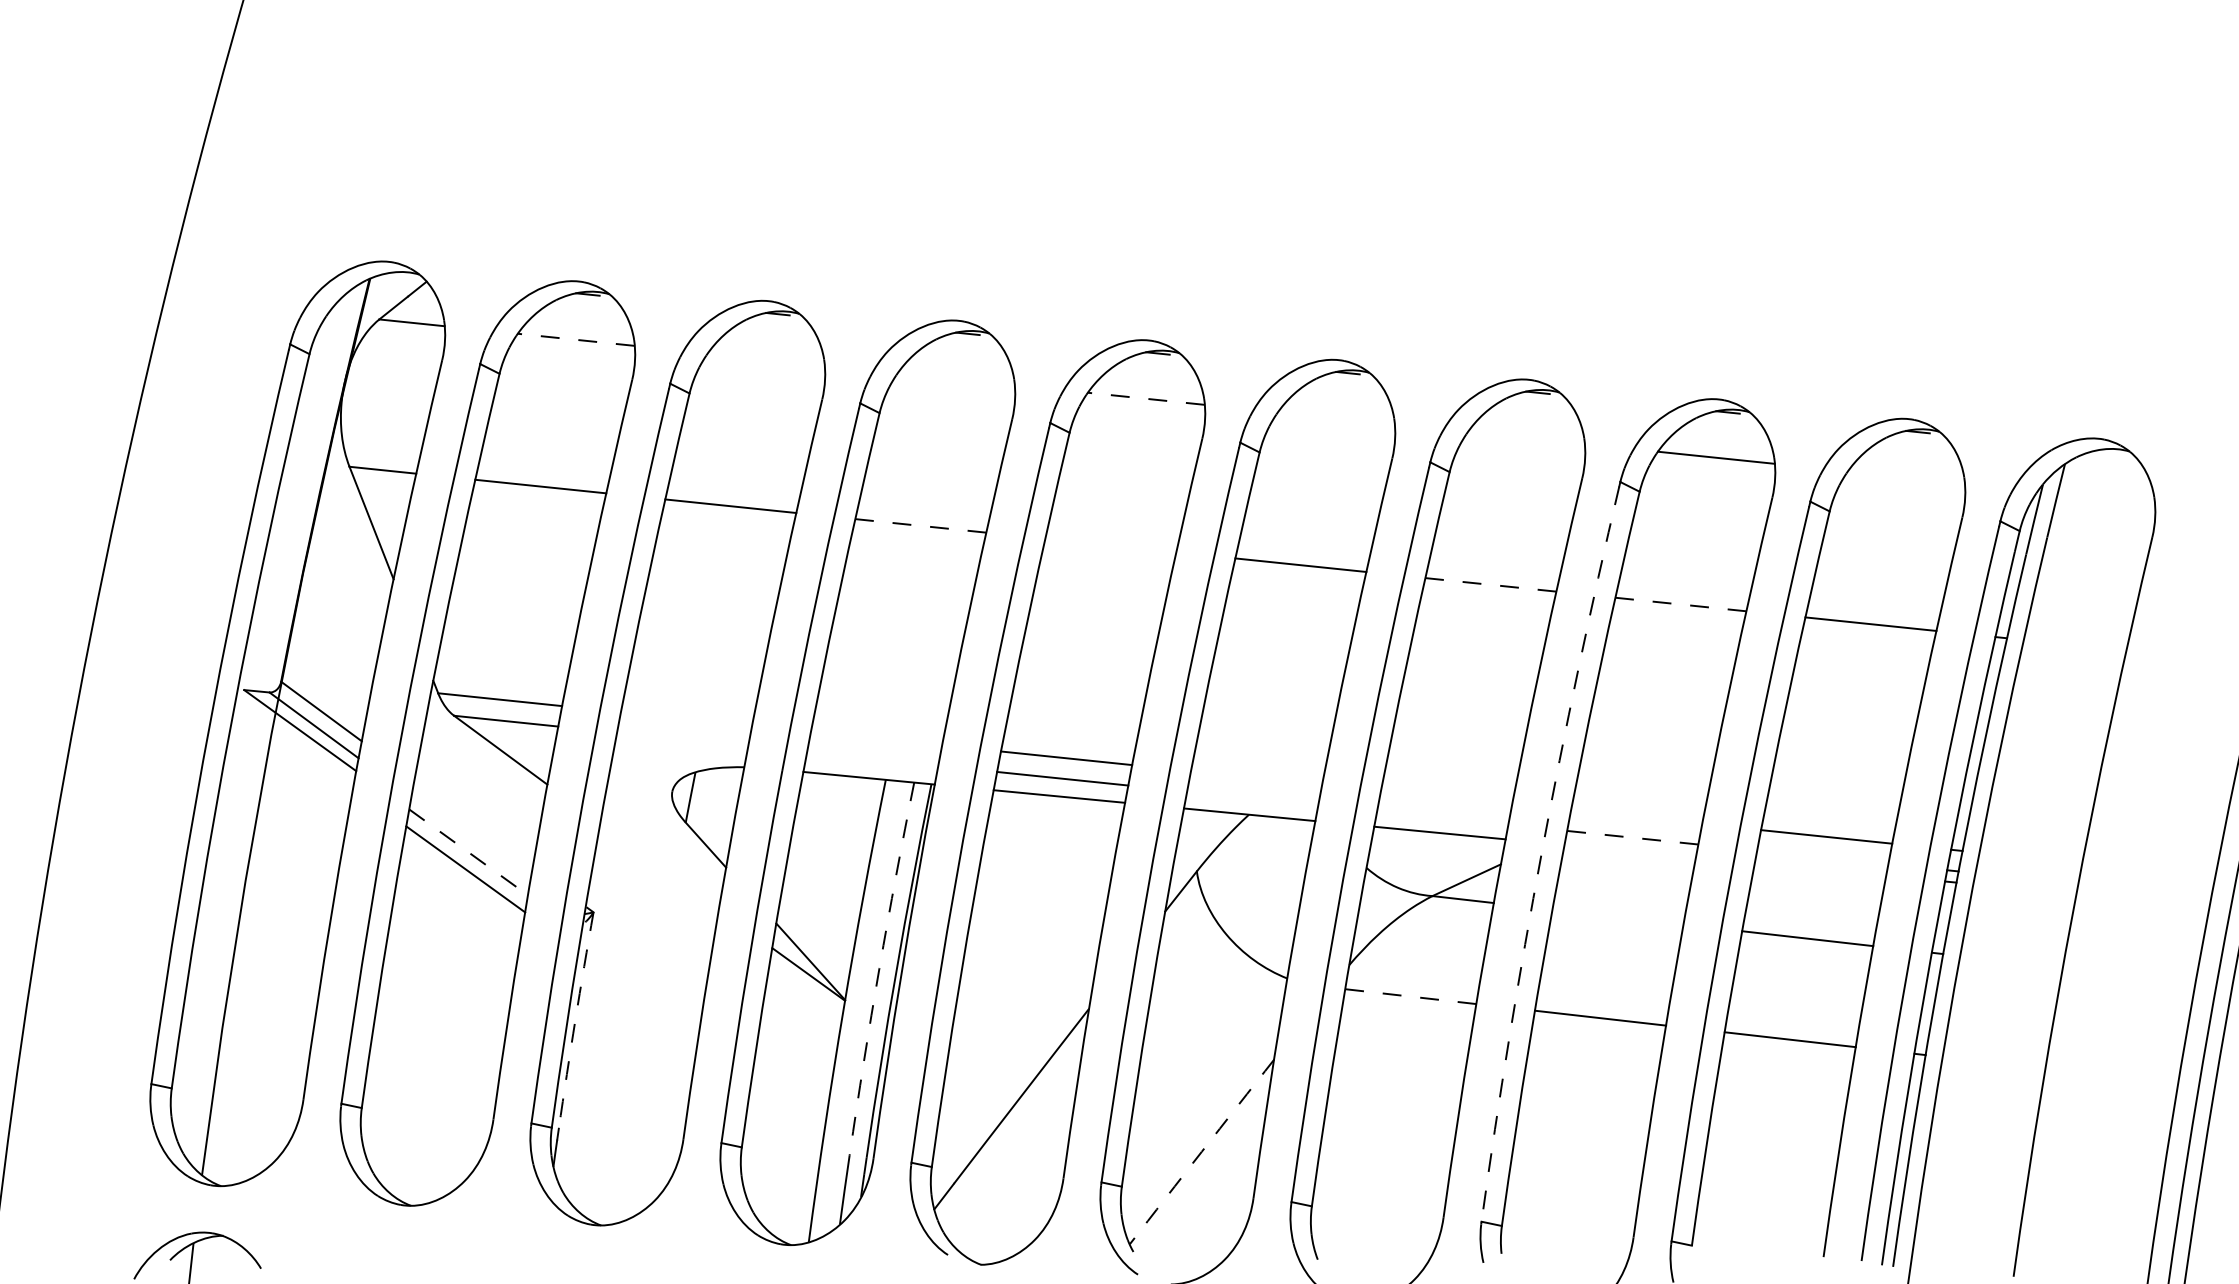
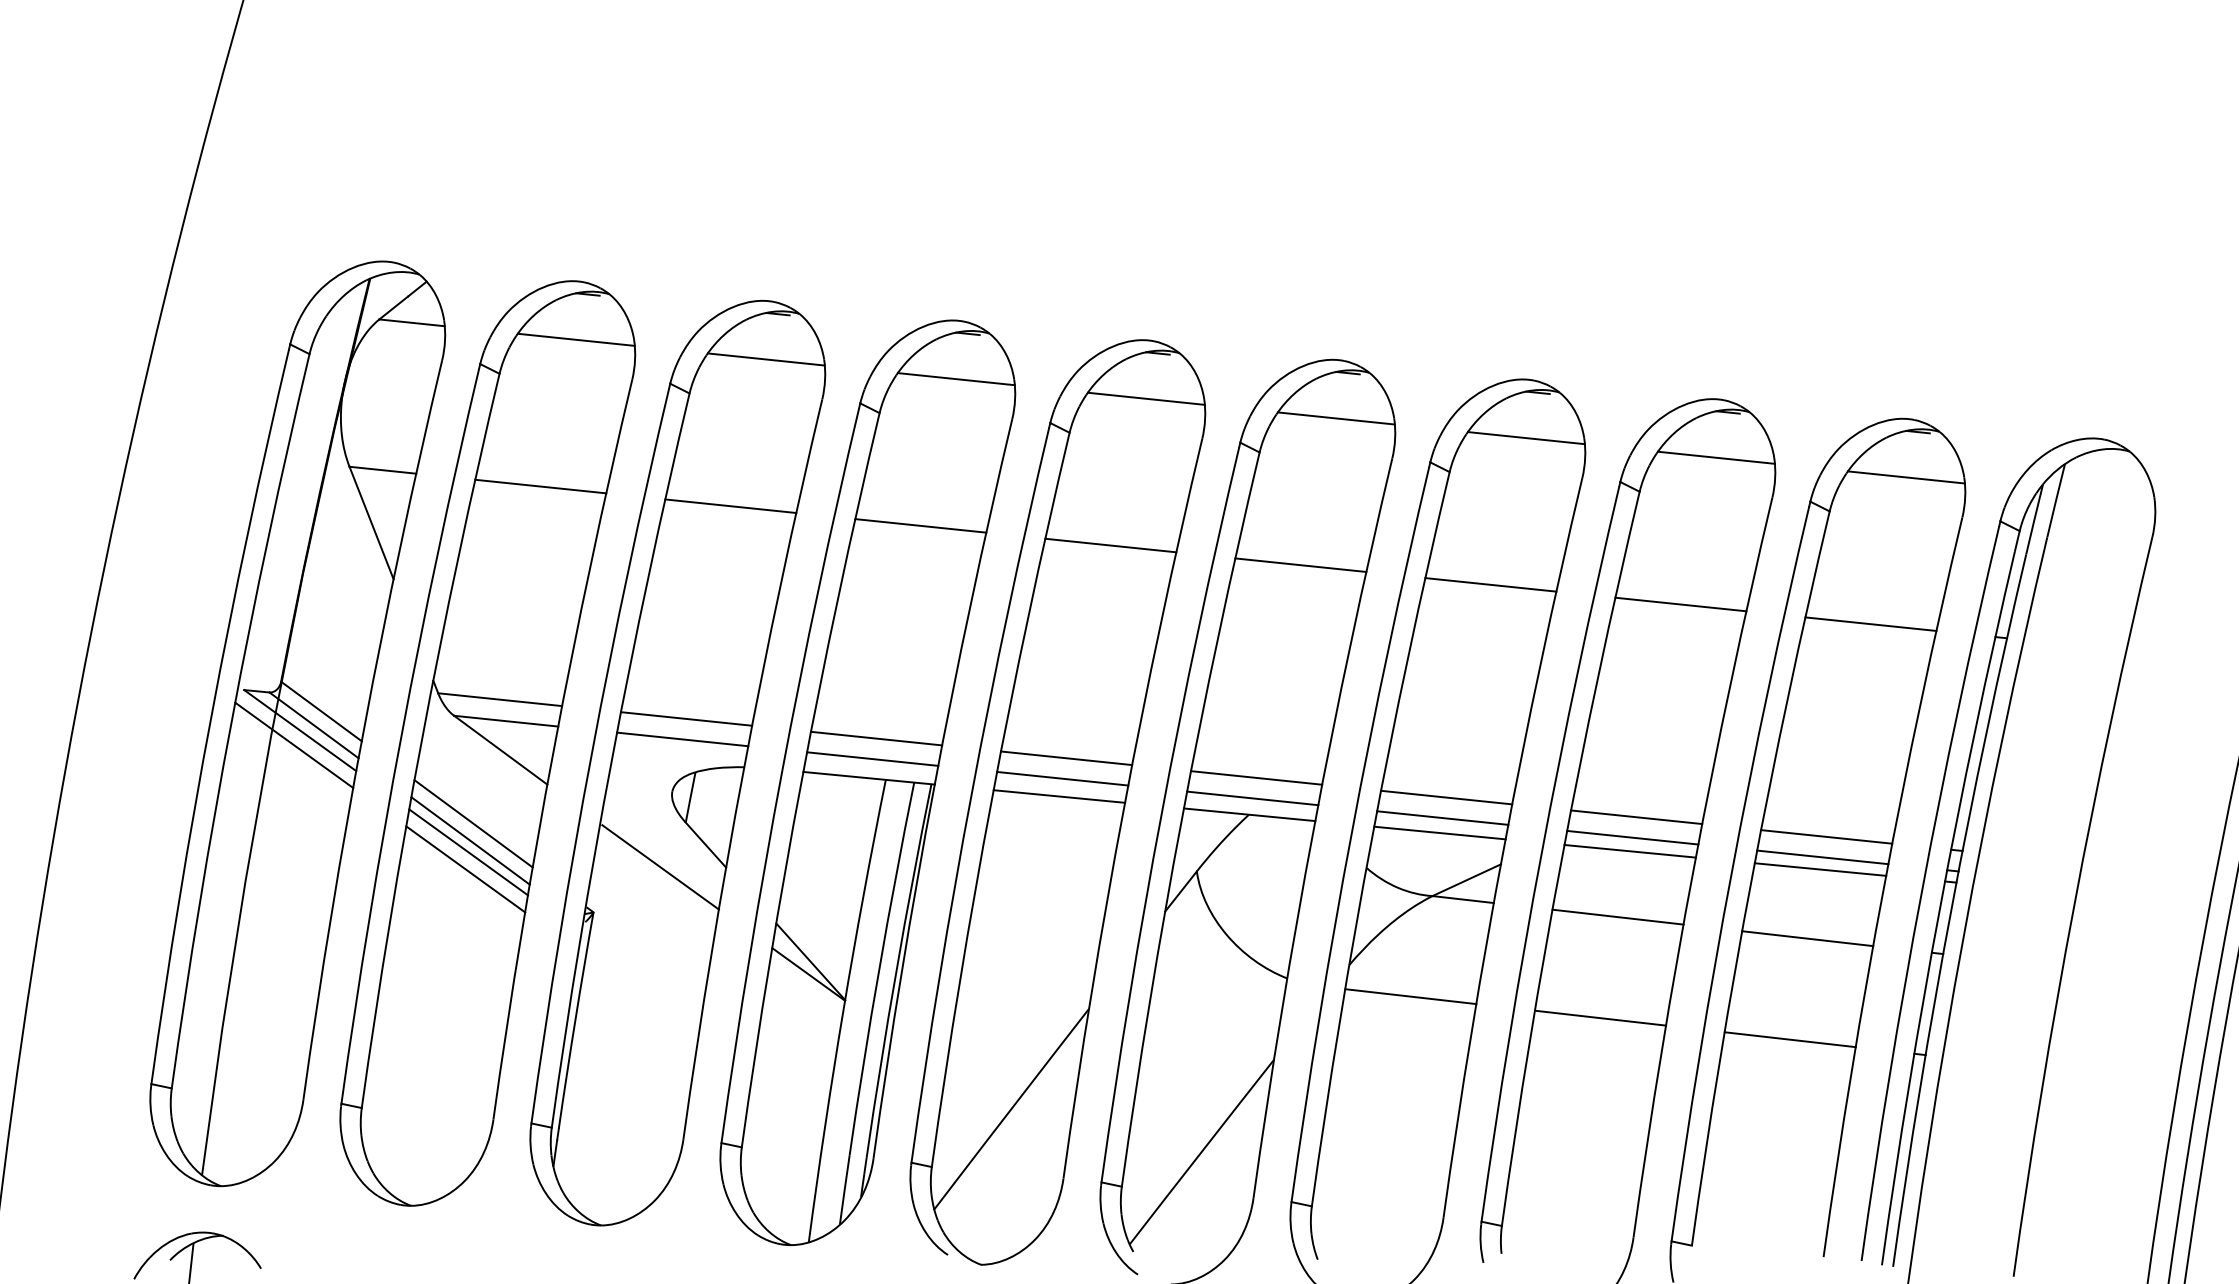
line: dashed -> solid (576, 339)
line: none -> present (765, 359)
line: none -> present (955, 379)
line: dashed -> solid (1146, 398)
line: none -> present (1336, 418)
line: none -> present (1526, 438)
line: none -> present (1906, 477)
line: dashed -> solid (920, 525)
line: none -> present (1110, 545)
line: dashed -> solid (1490, 584)
line: dashed -> solid (1680, 604)
line: none -> present (686, 718)
line: none -> present (876, 738)
line: none -> present (682, 739)
line: none -> present (294, 745)
line: none -> present (872, 758)
line: none -> present (1256, 777)
line: none -> present (1446, 797)
line: none -> present (1252, 798)
line: none -> present (1442, 817)
line: none -> present (1636, 817)
line: none -> present (473, 823)
line: dashed -> solid (1632, 837)
line: none -> present (470, 840)
line: none -> present (1629, 851)
line: dashed -> solid (469, 852)
arc: dashed -> solid (1541, 852)
line: none -> present (1822, 857)
line: none -> present (660, 867)
line: none -> present (1820, 869)
line: none -> present (1617, 916)
arc: dashed -> solid (879, 968)
line: dashed -> solid (1410, 996)
arc: dashed -> solid (575, 1020)
arc: dashed -> solid (1201, 1151)
